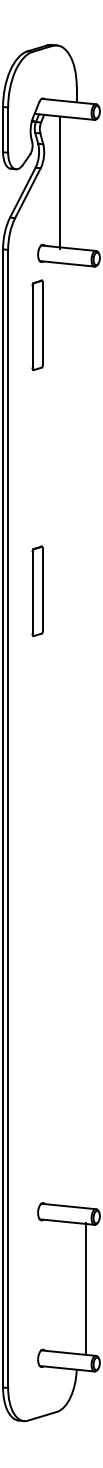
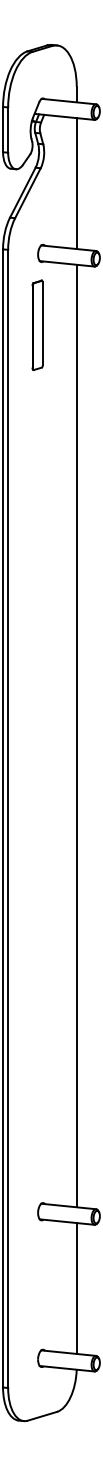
line position: (59, 183) -> (76, 183) (76, 183)
part: present -> none (37, 590)
line: none -> present (76, 735)
line position: (85, 1288) -> (76, 1288) (76, 1288)
